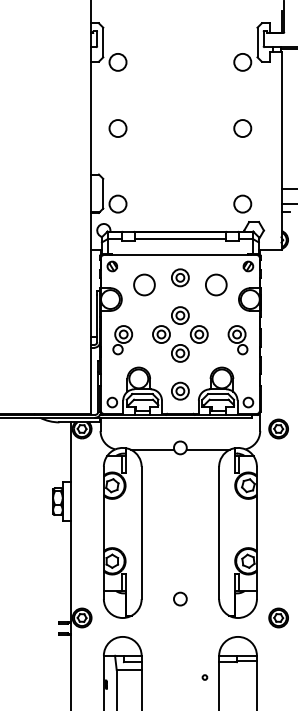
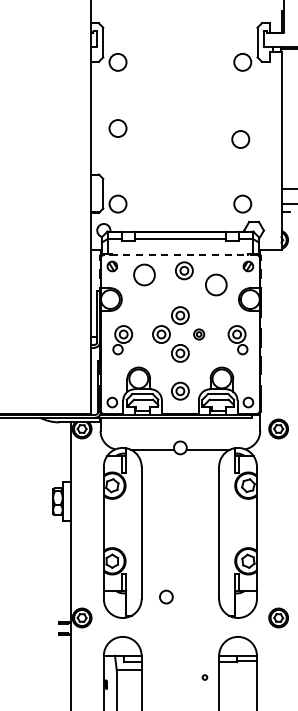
circle position: (242, 128) -> (240, 139) (240, 139)
line: solid -> dashed (180, 255)
part position: (180, 277) -> (184, 270) (184, 270)
circle position: (144, 284) -> (144, 274) (144, 274)
part size: 20x19 px -> 13x13 px (199, 334)
circle position: (180, 598) -> (166, 596) (166, 596)
